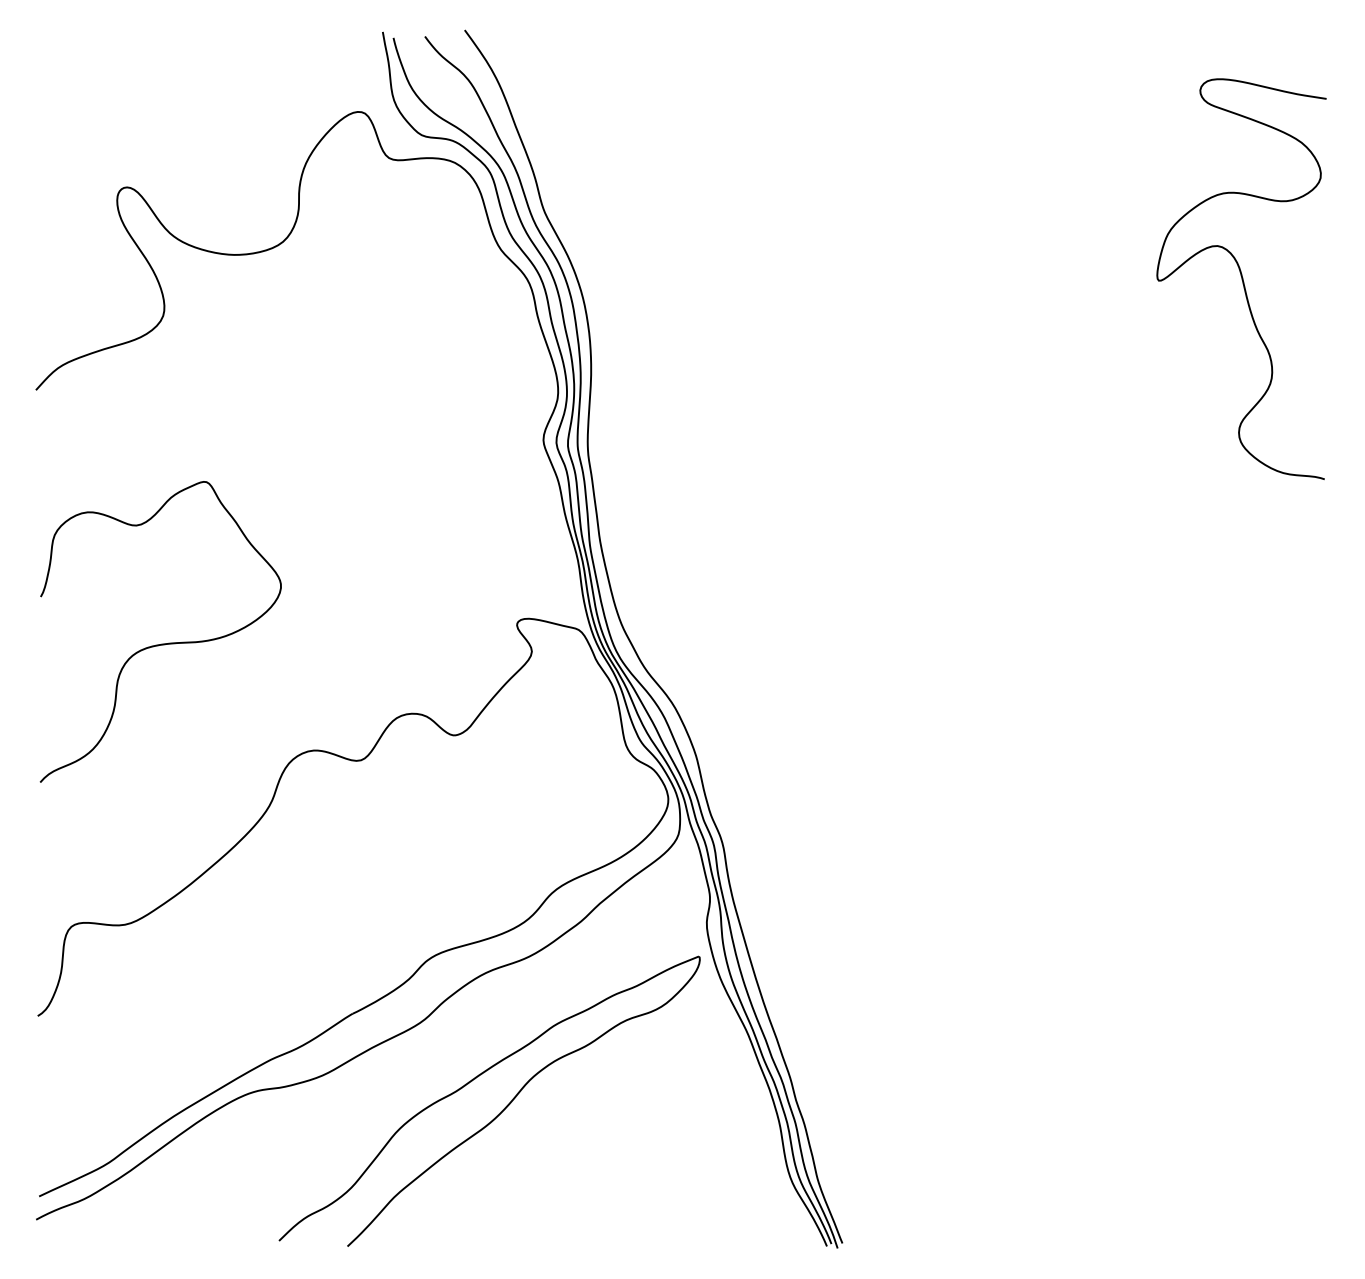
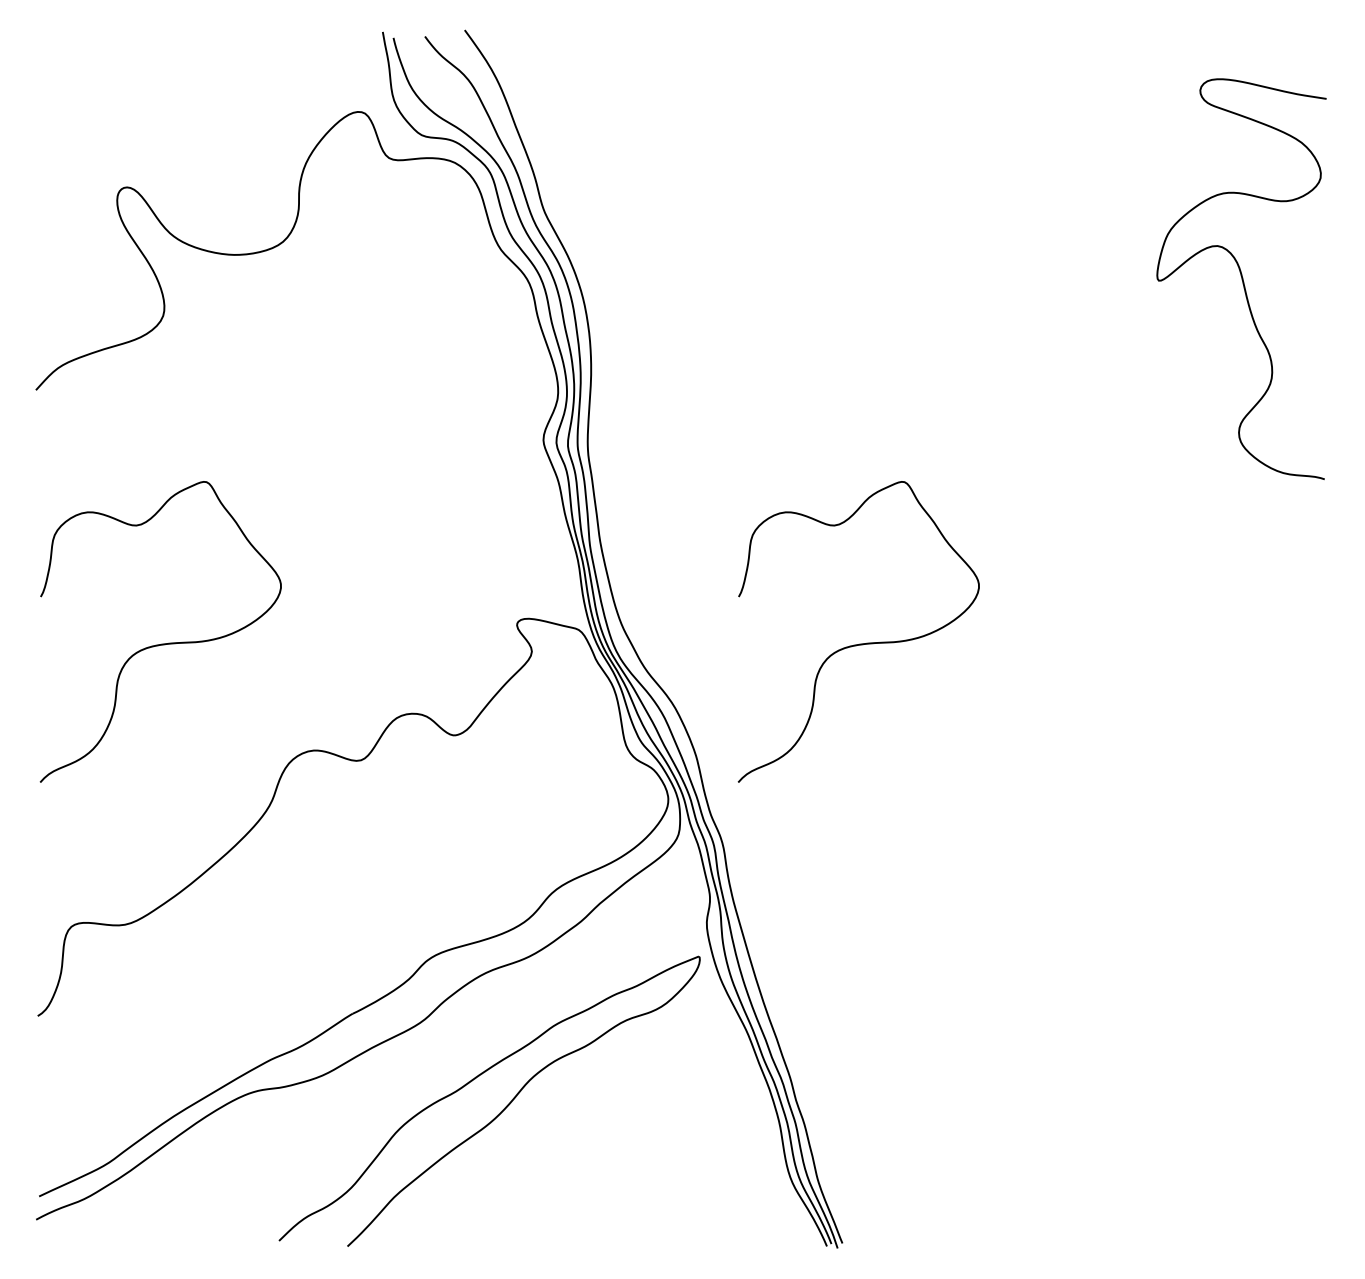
curve: none -> present (859, 643)
